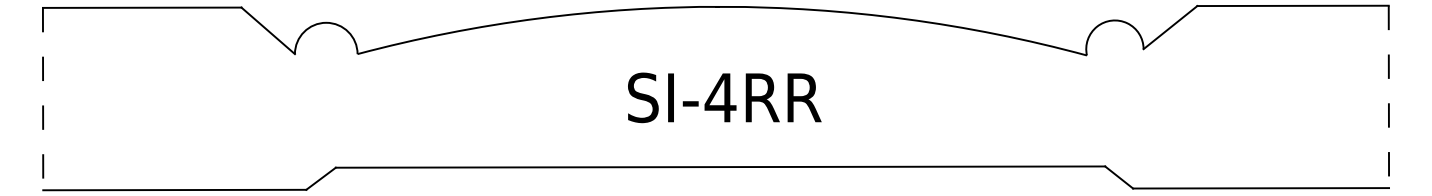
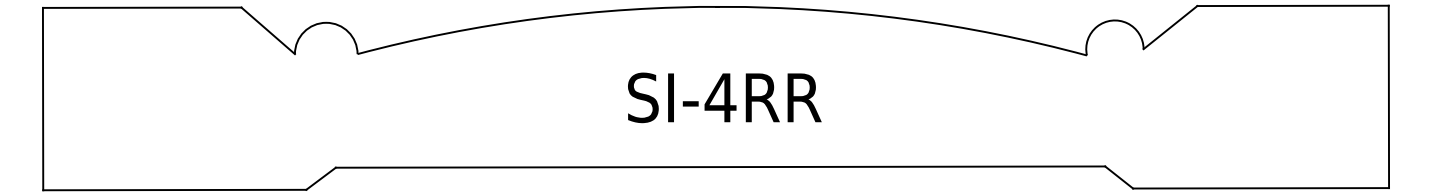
line: dashed -> solid (1388, 97)
line: dashed -> solid (43, 99)
